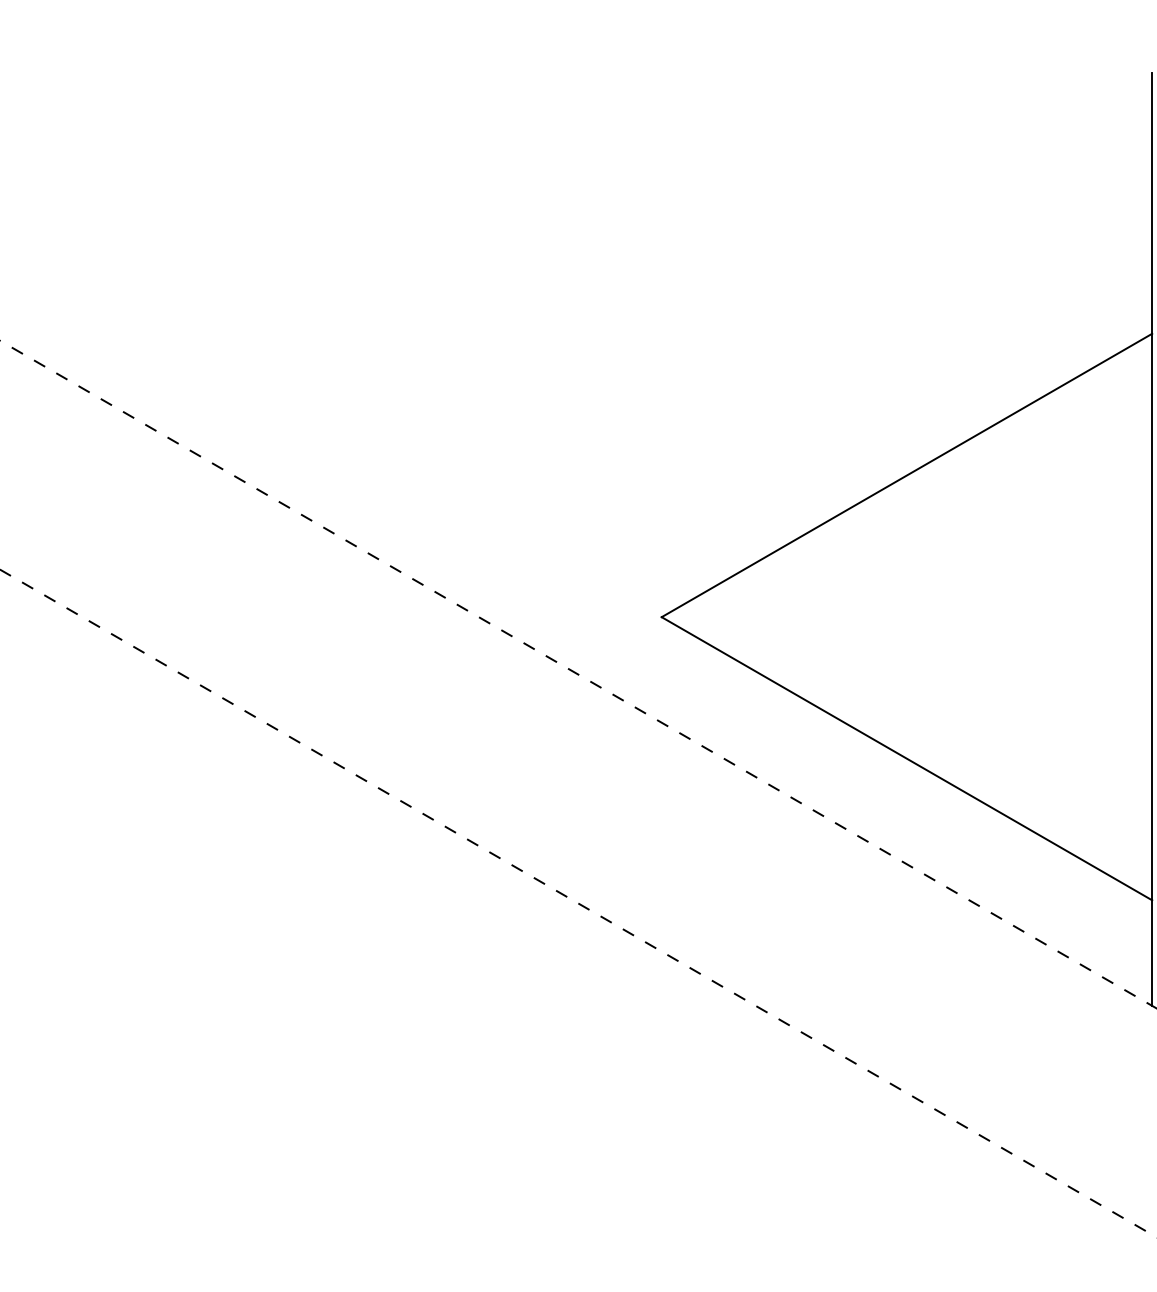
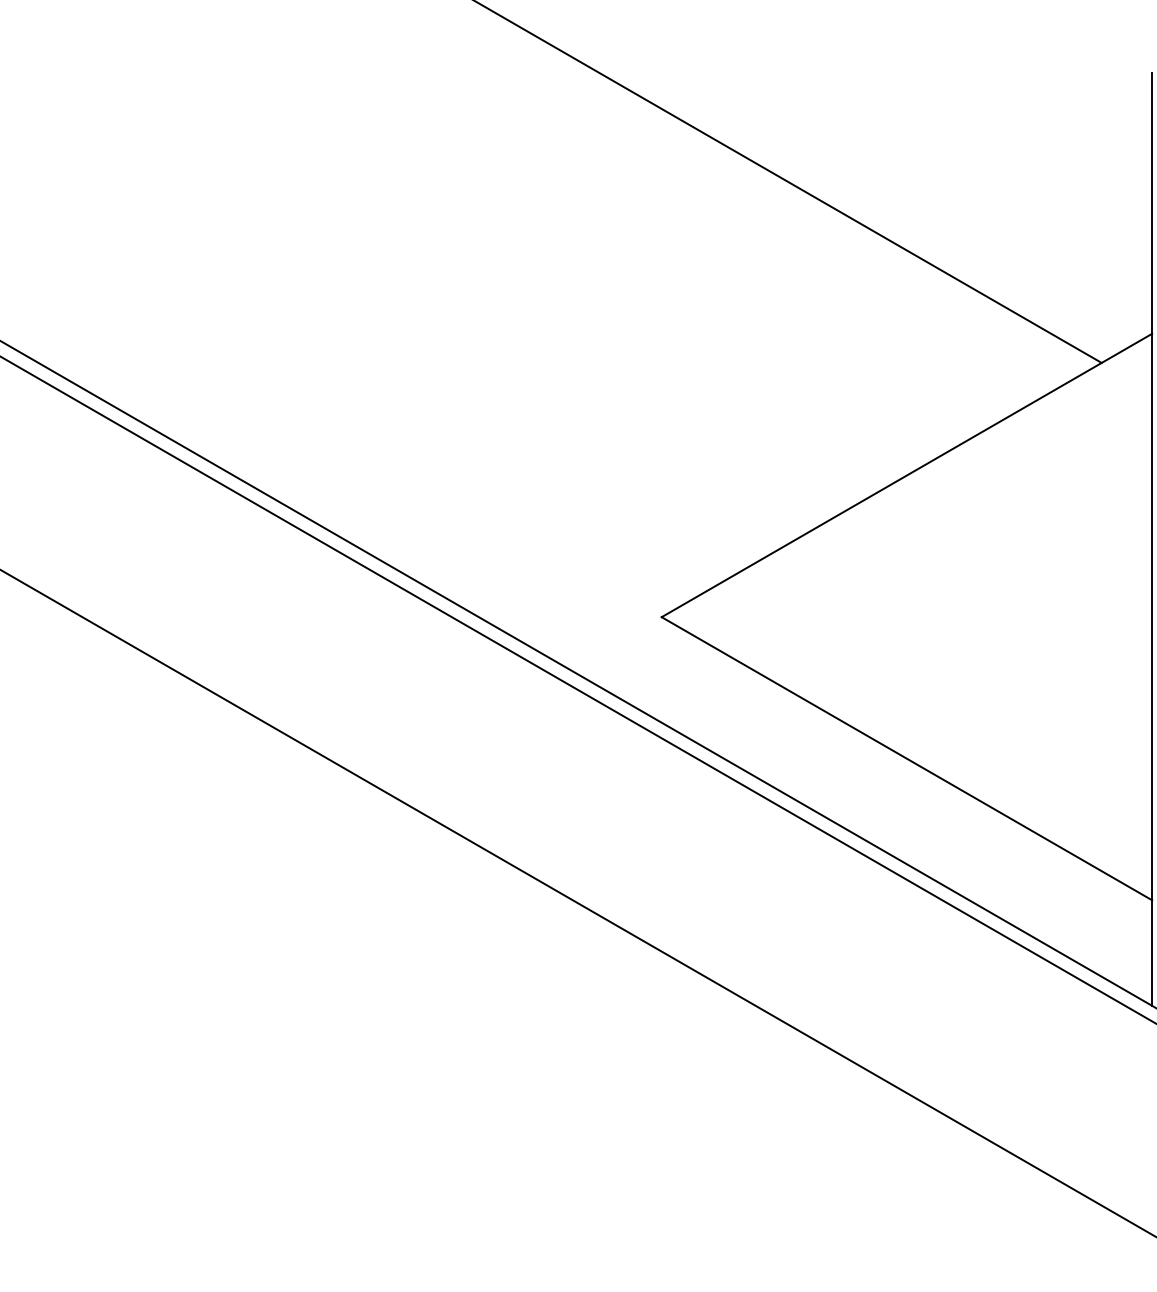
line: none -> present (788, 182)
line: dashed -> solid (578, 674)
line: none -> present (577, 689)
line: dashed -> solid (578, 903)
